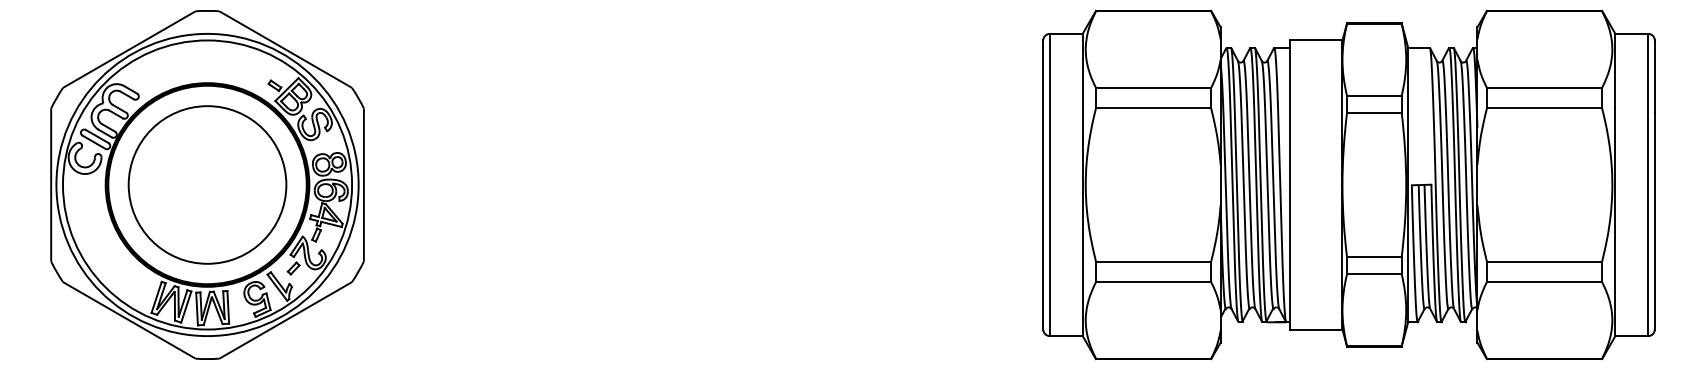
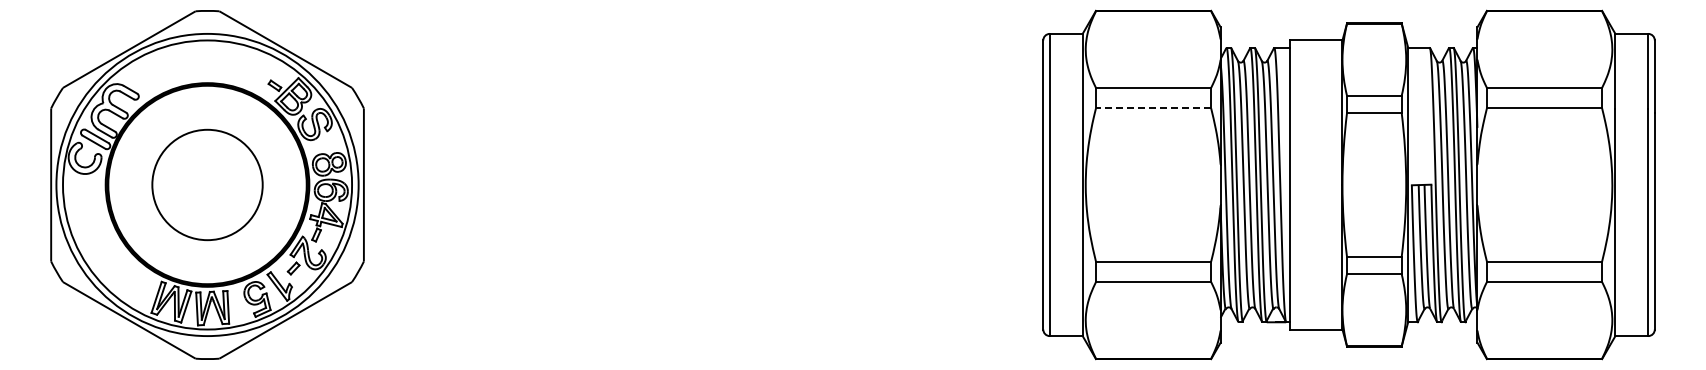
line: solid -> dashed (1153, 108)
circle diameter: 158 px -> 110 px (207, 184)
